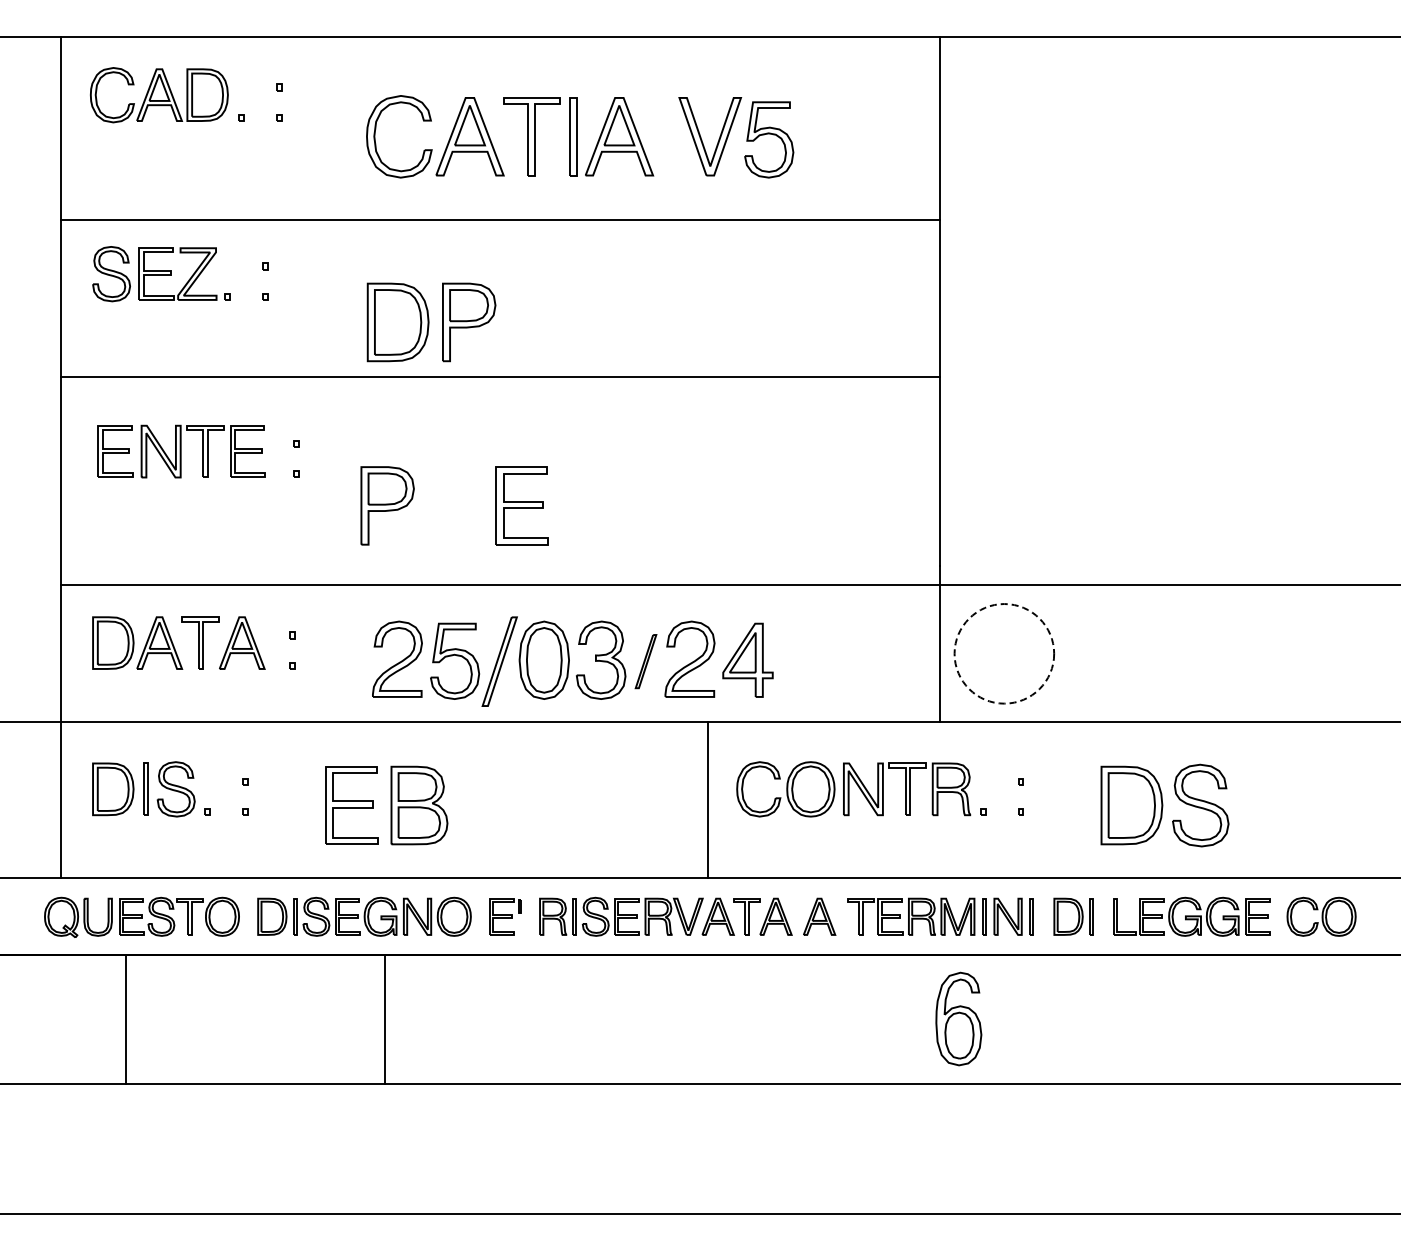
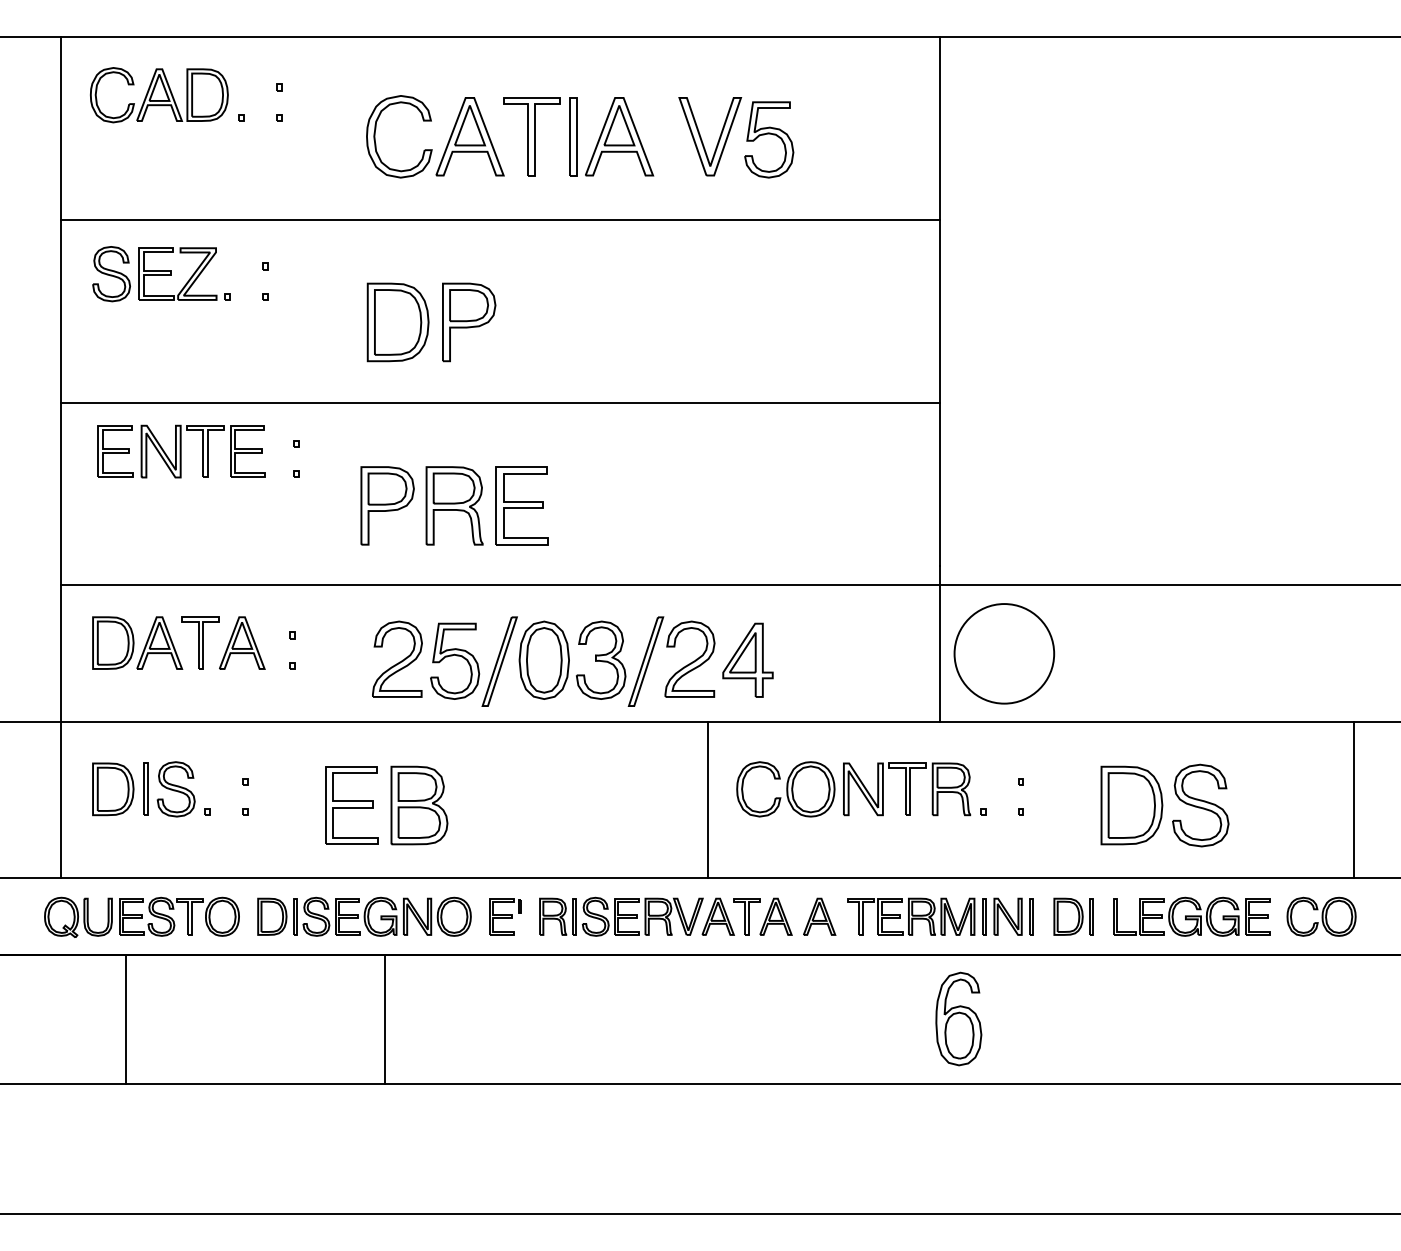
line position: (500, 376) -> (500, 402) (500, 402)
part: none -> present (454, 505)
circle: dashed -> solid (1004, 653)
part size: 24x56 px -> 38x91 px (645, 661)
line: none -> present (1354, 799)
